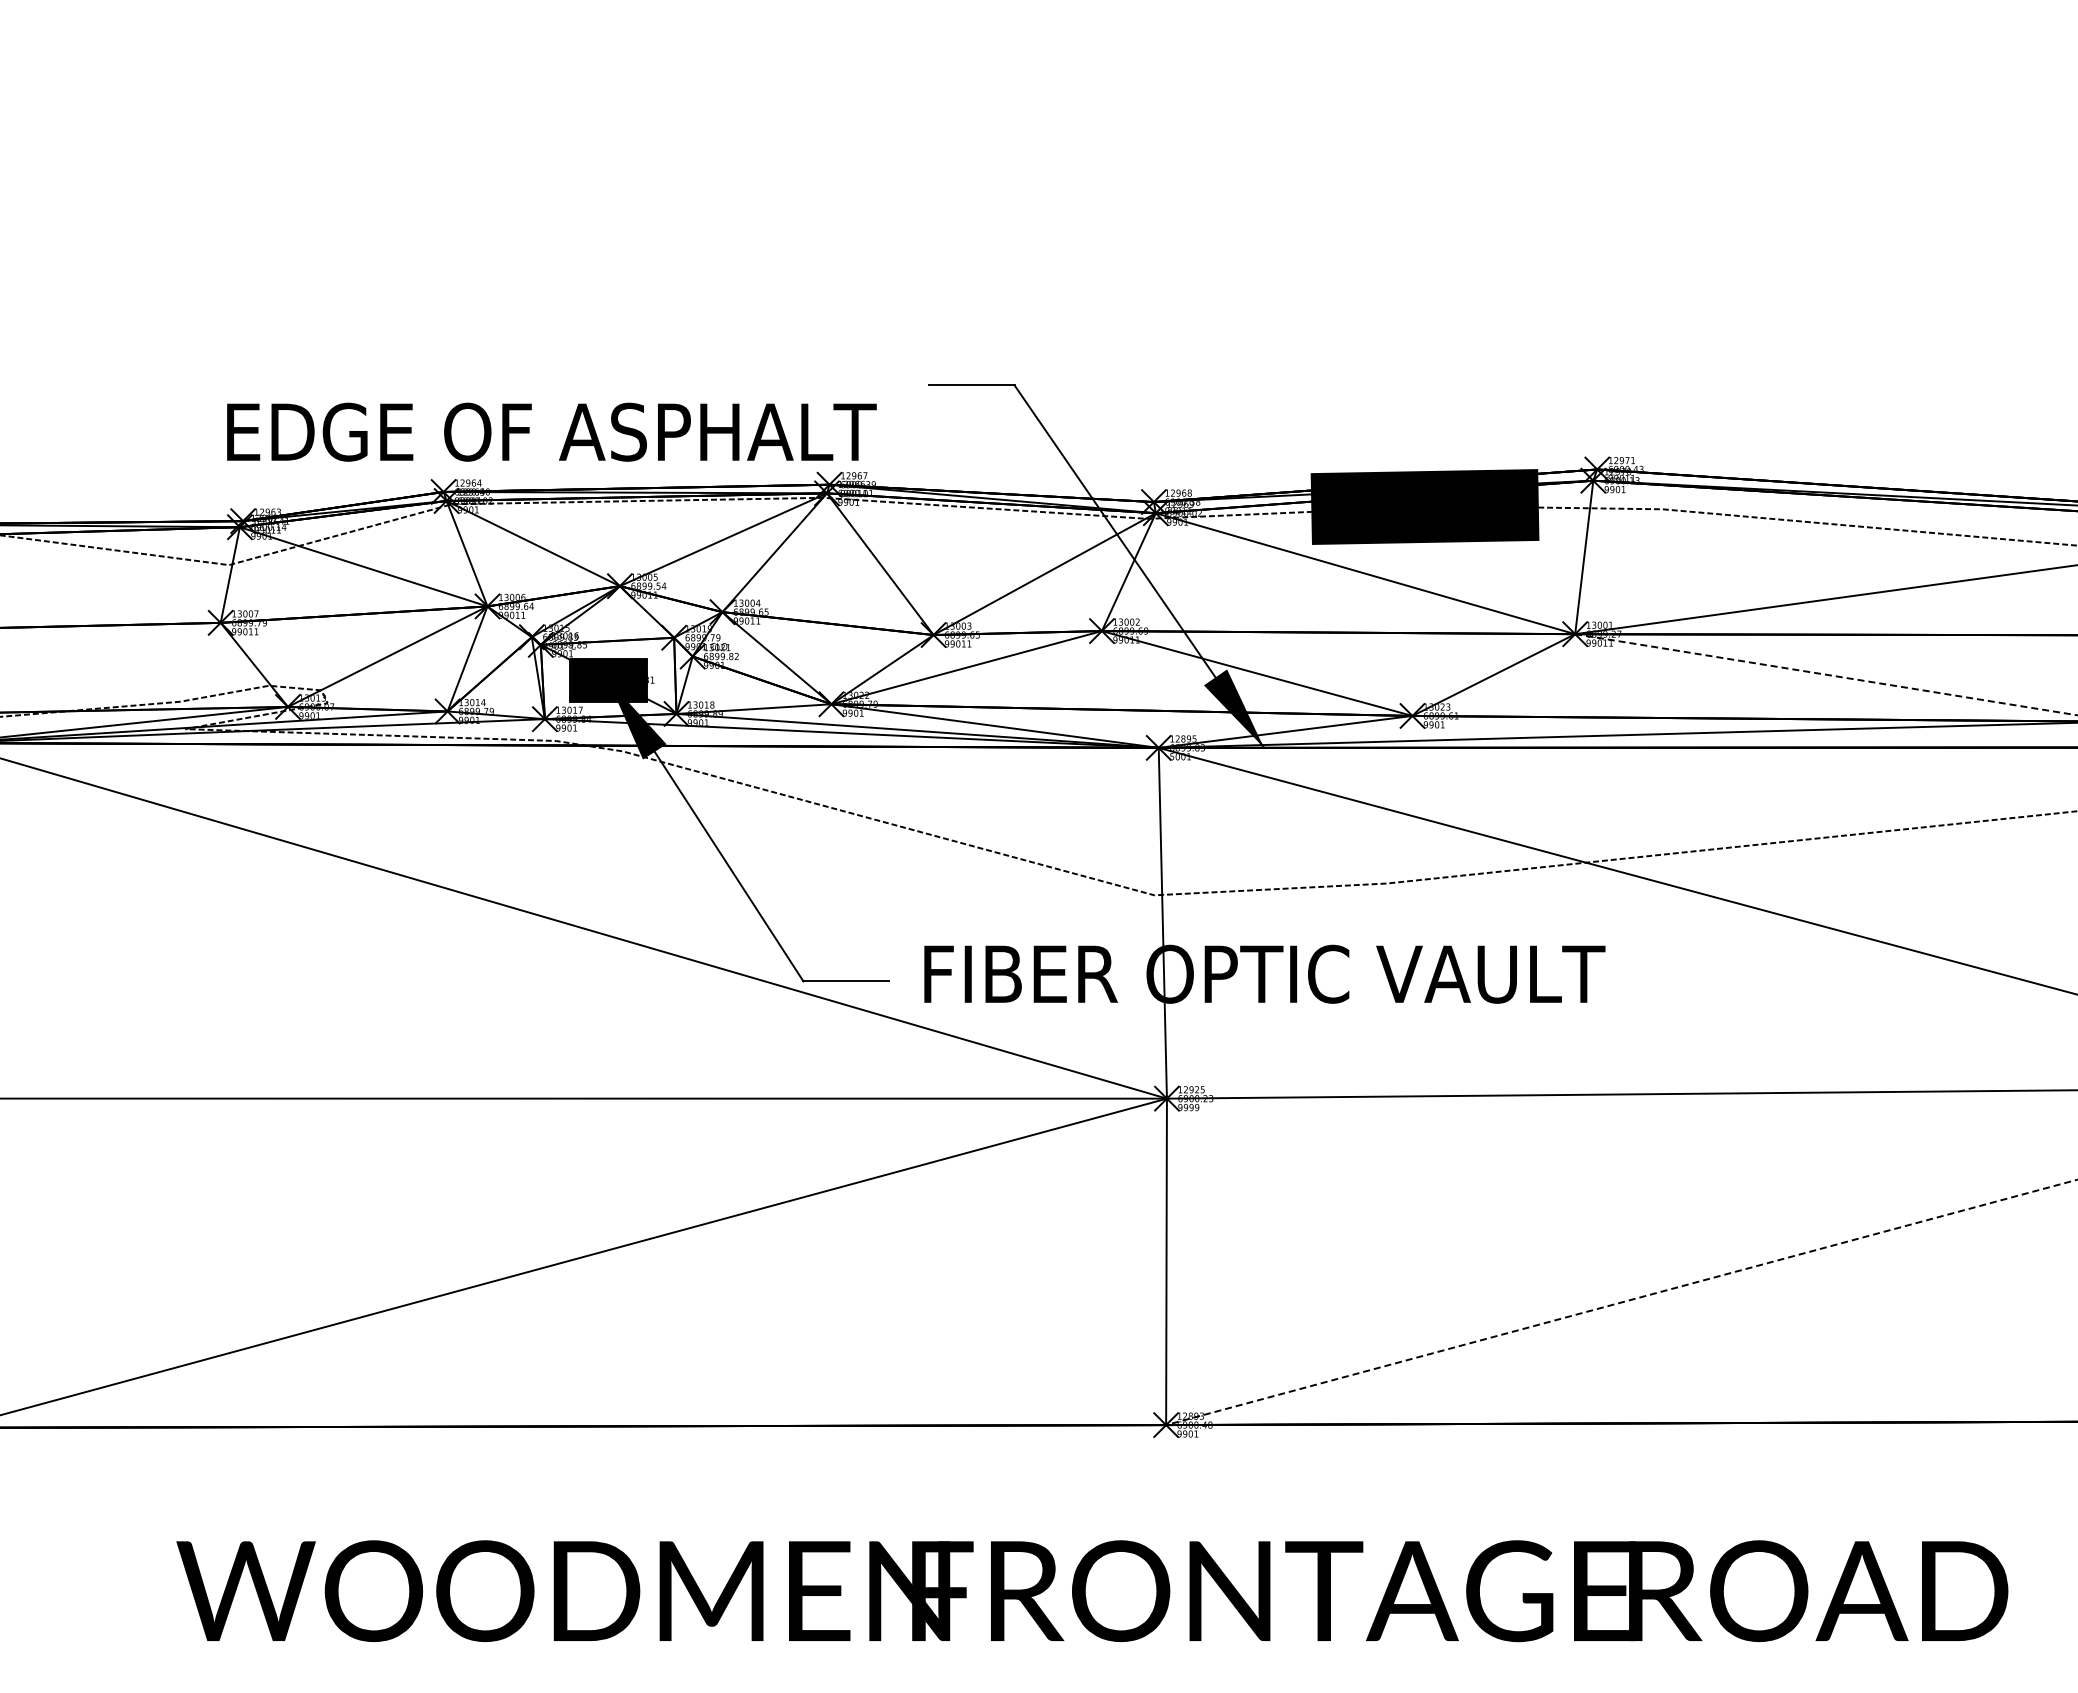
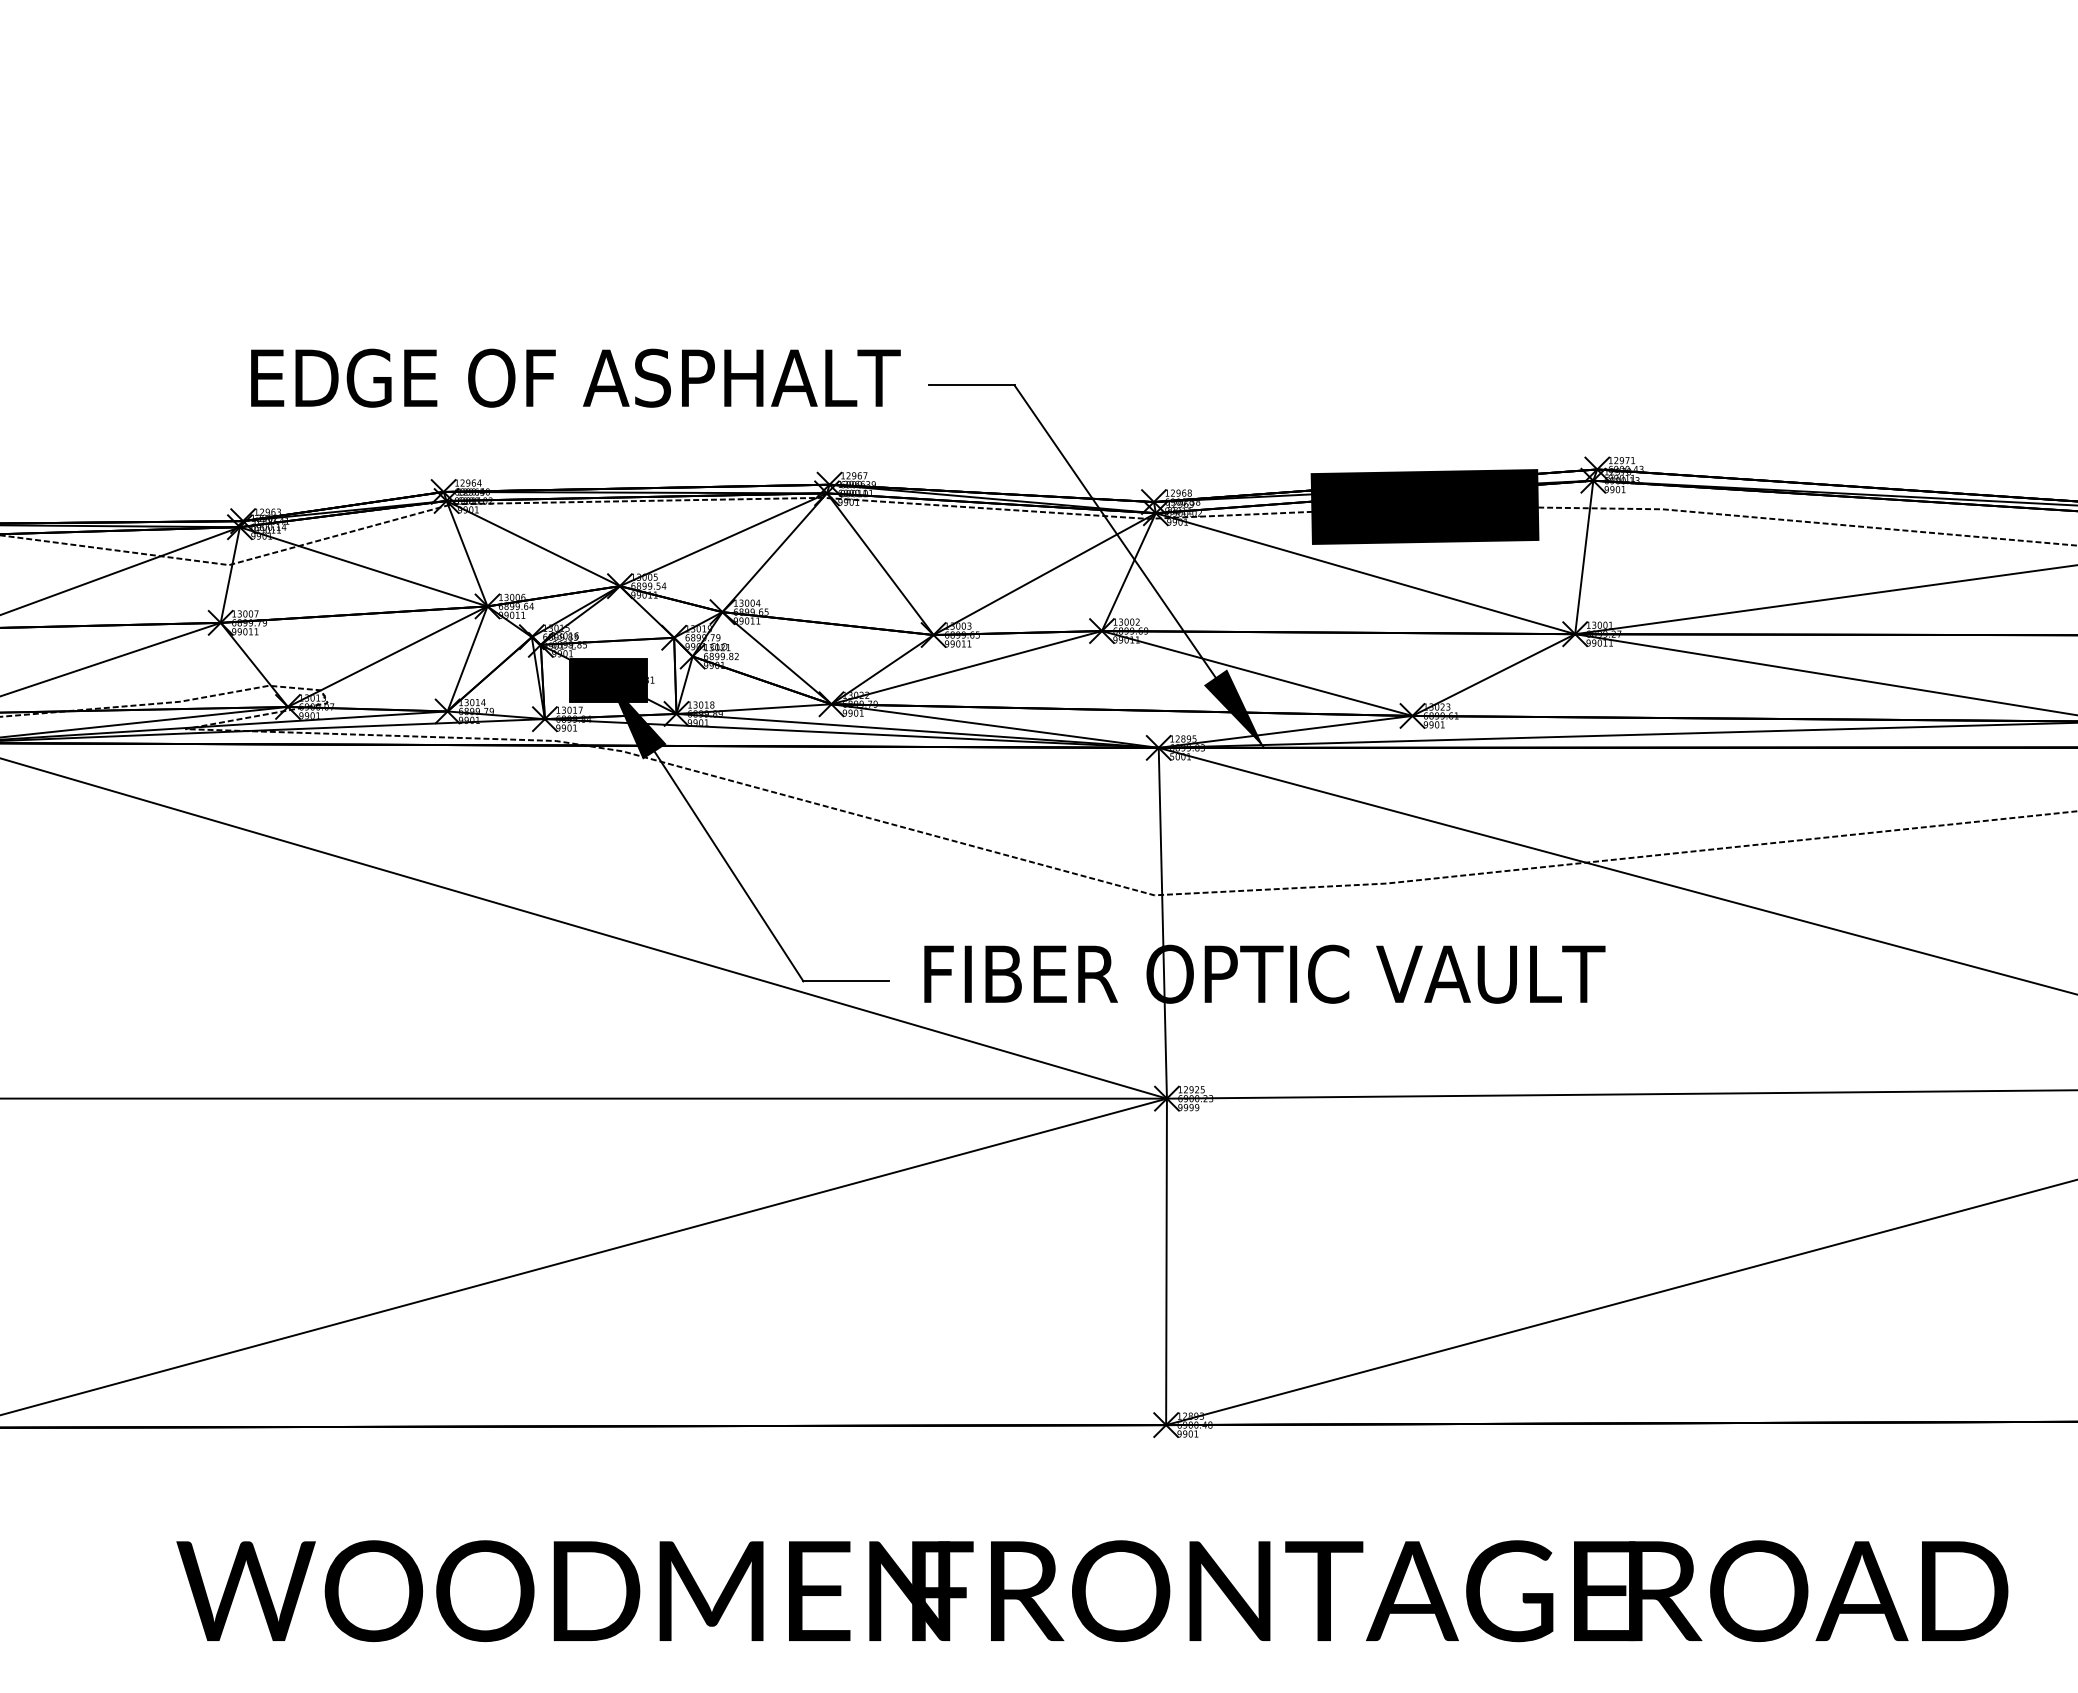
text position: (551, 431) -> (575, 377) (575, 377)
line: none -> present (120, 570)
line: none -> present (111, 658)
line: dashed -> solid (1826, 674)
line: dashed -> solid (1621, 1302)
